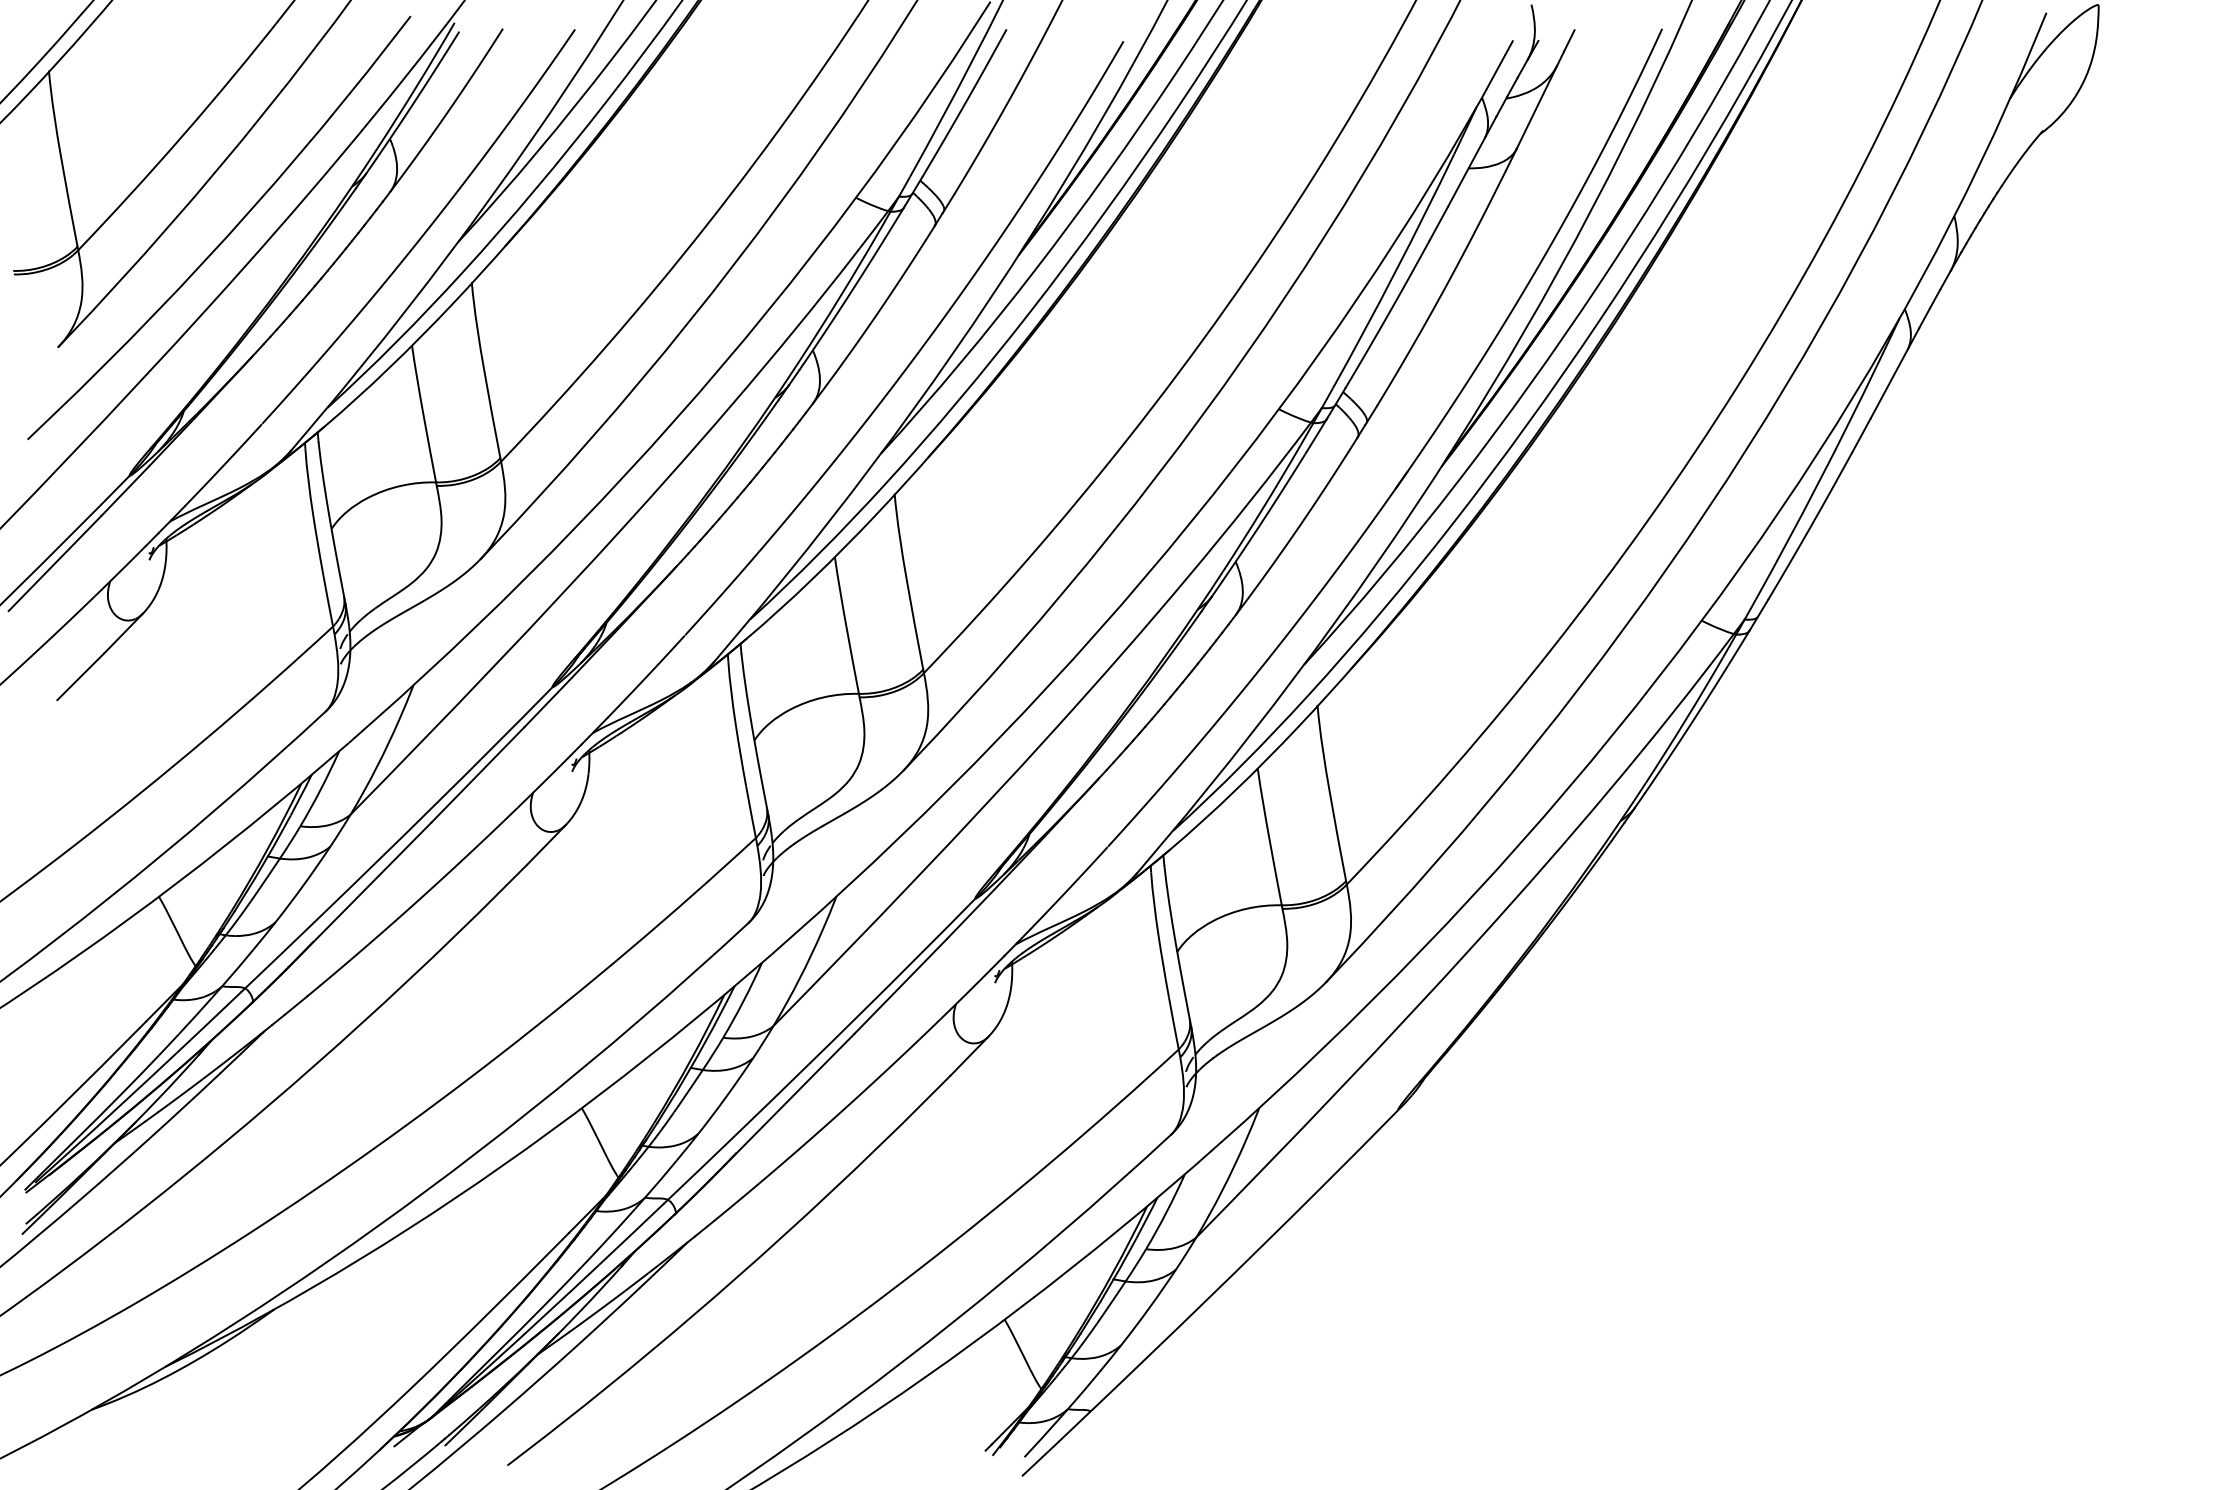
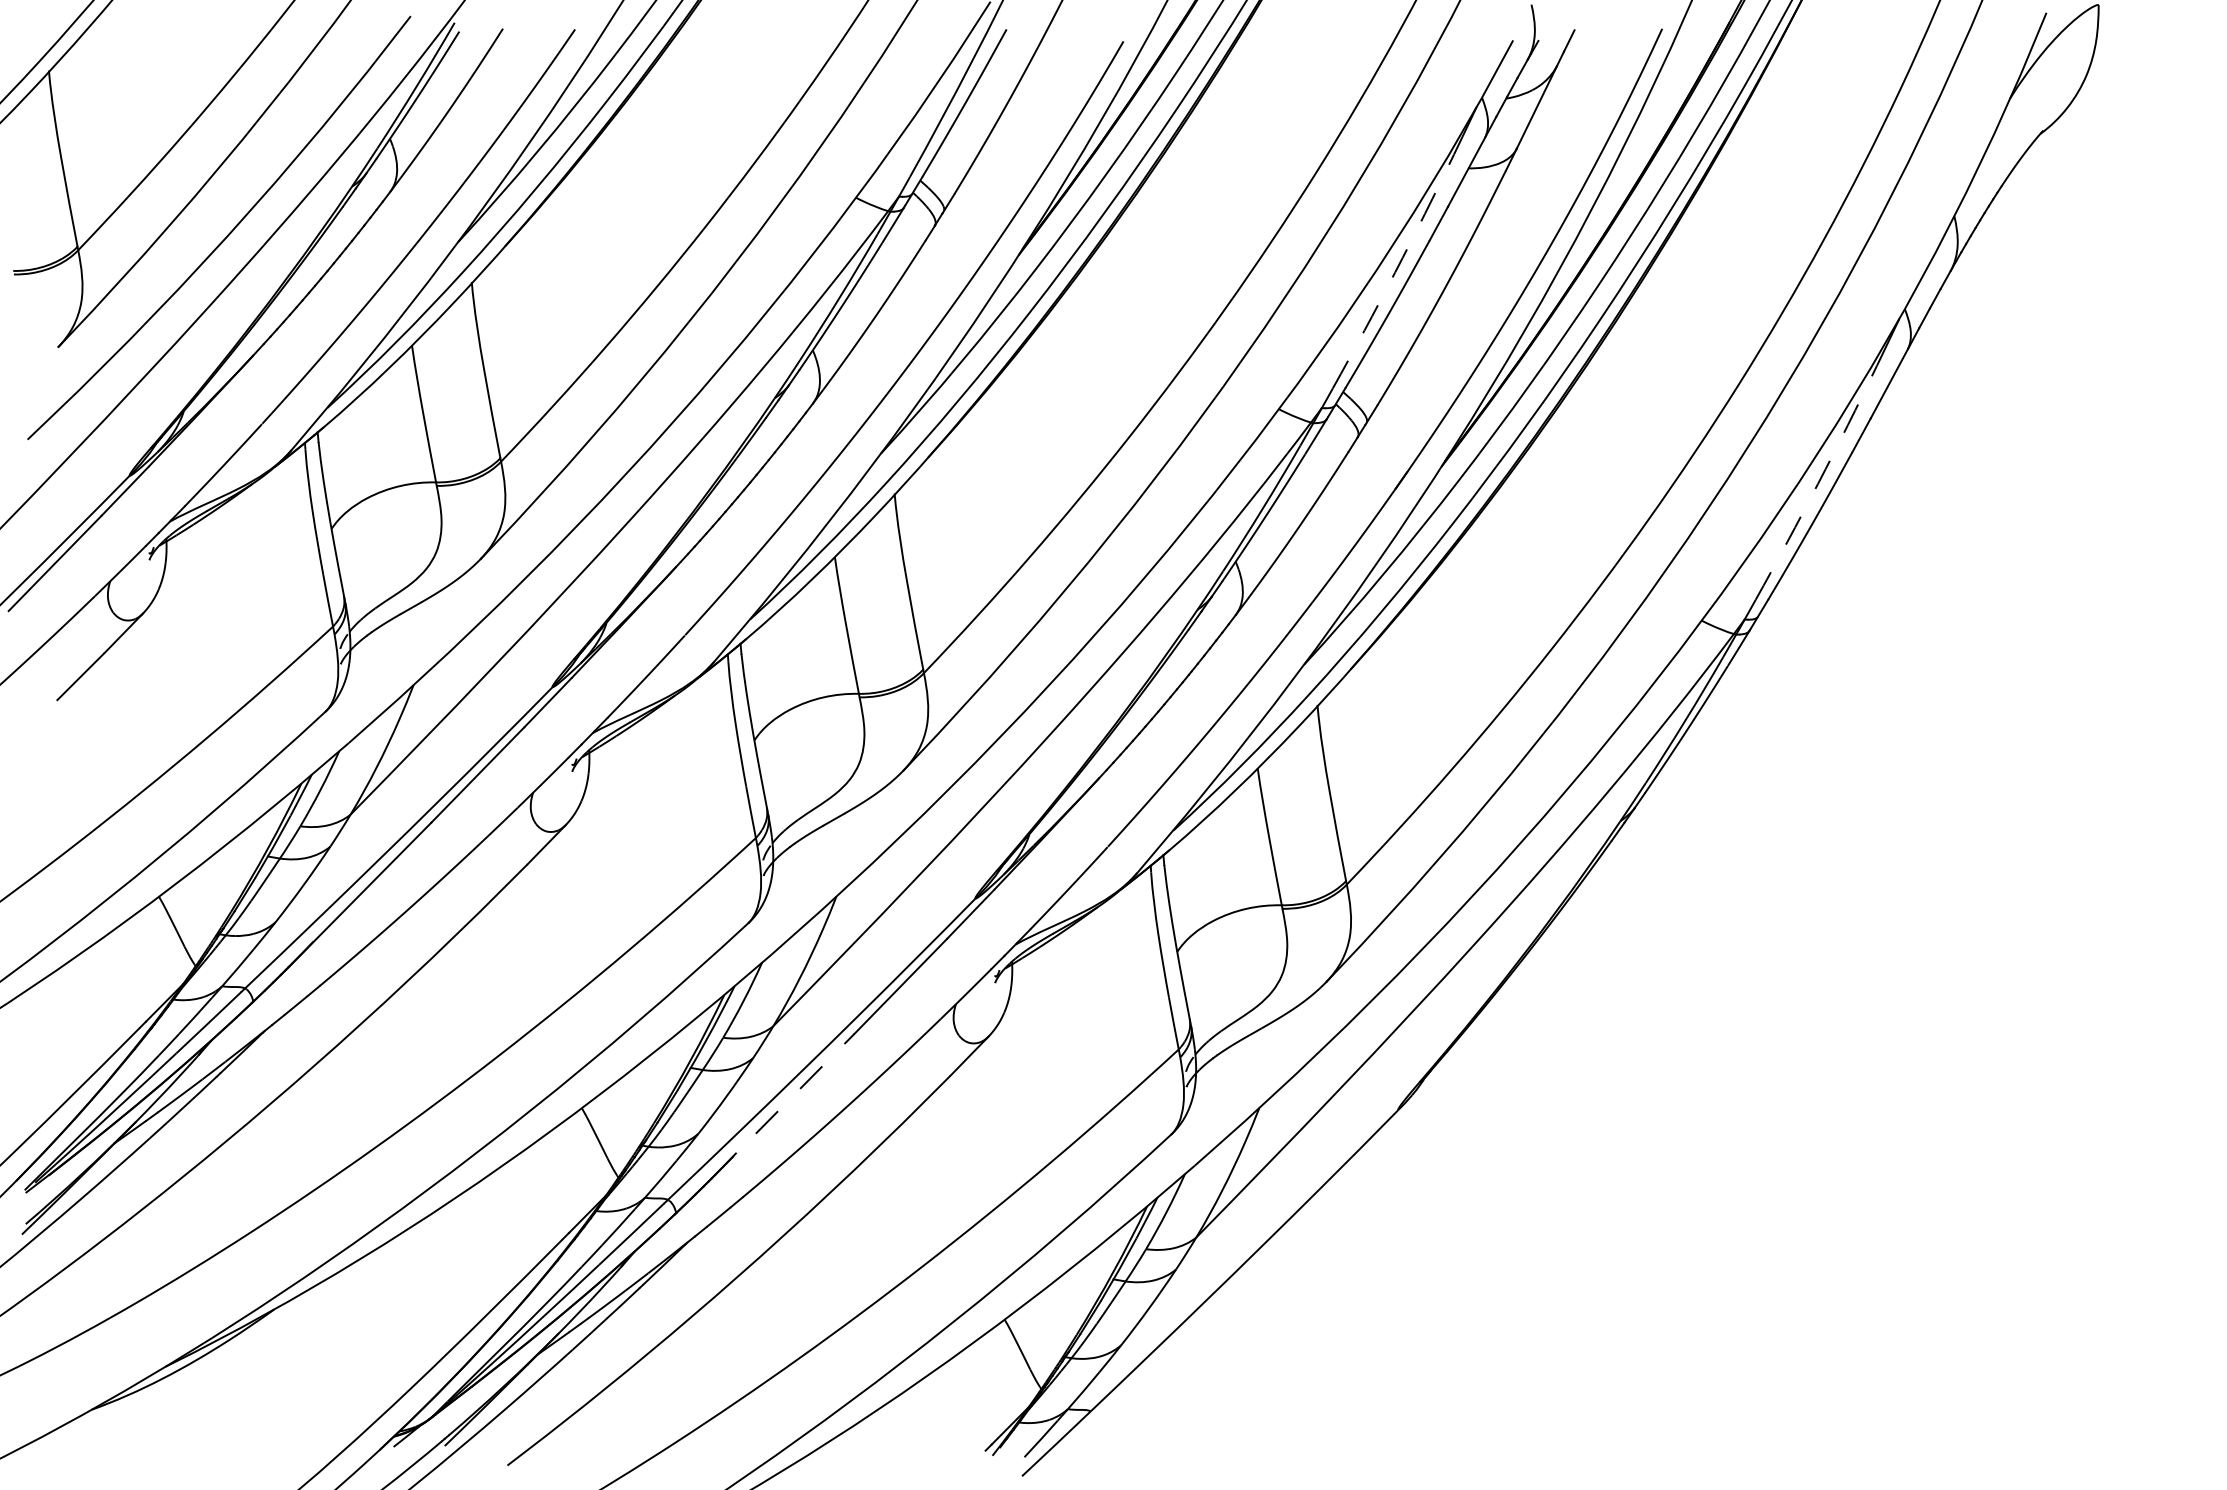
arc: solid -> dashed (1395, 272)
arc: solid -> dashed (1818, 483)
line: solid -> dashed (783, 1106)
